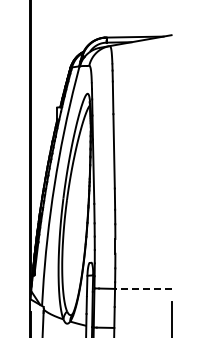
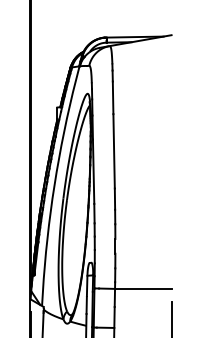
line: dashed -> solid (142, 288)
